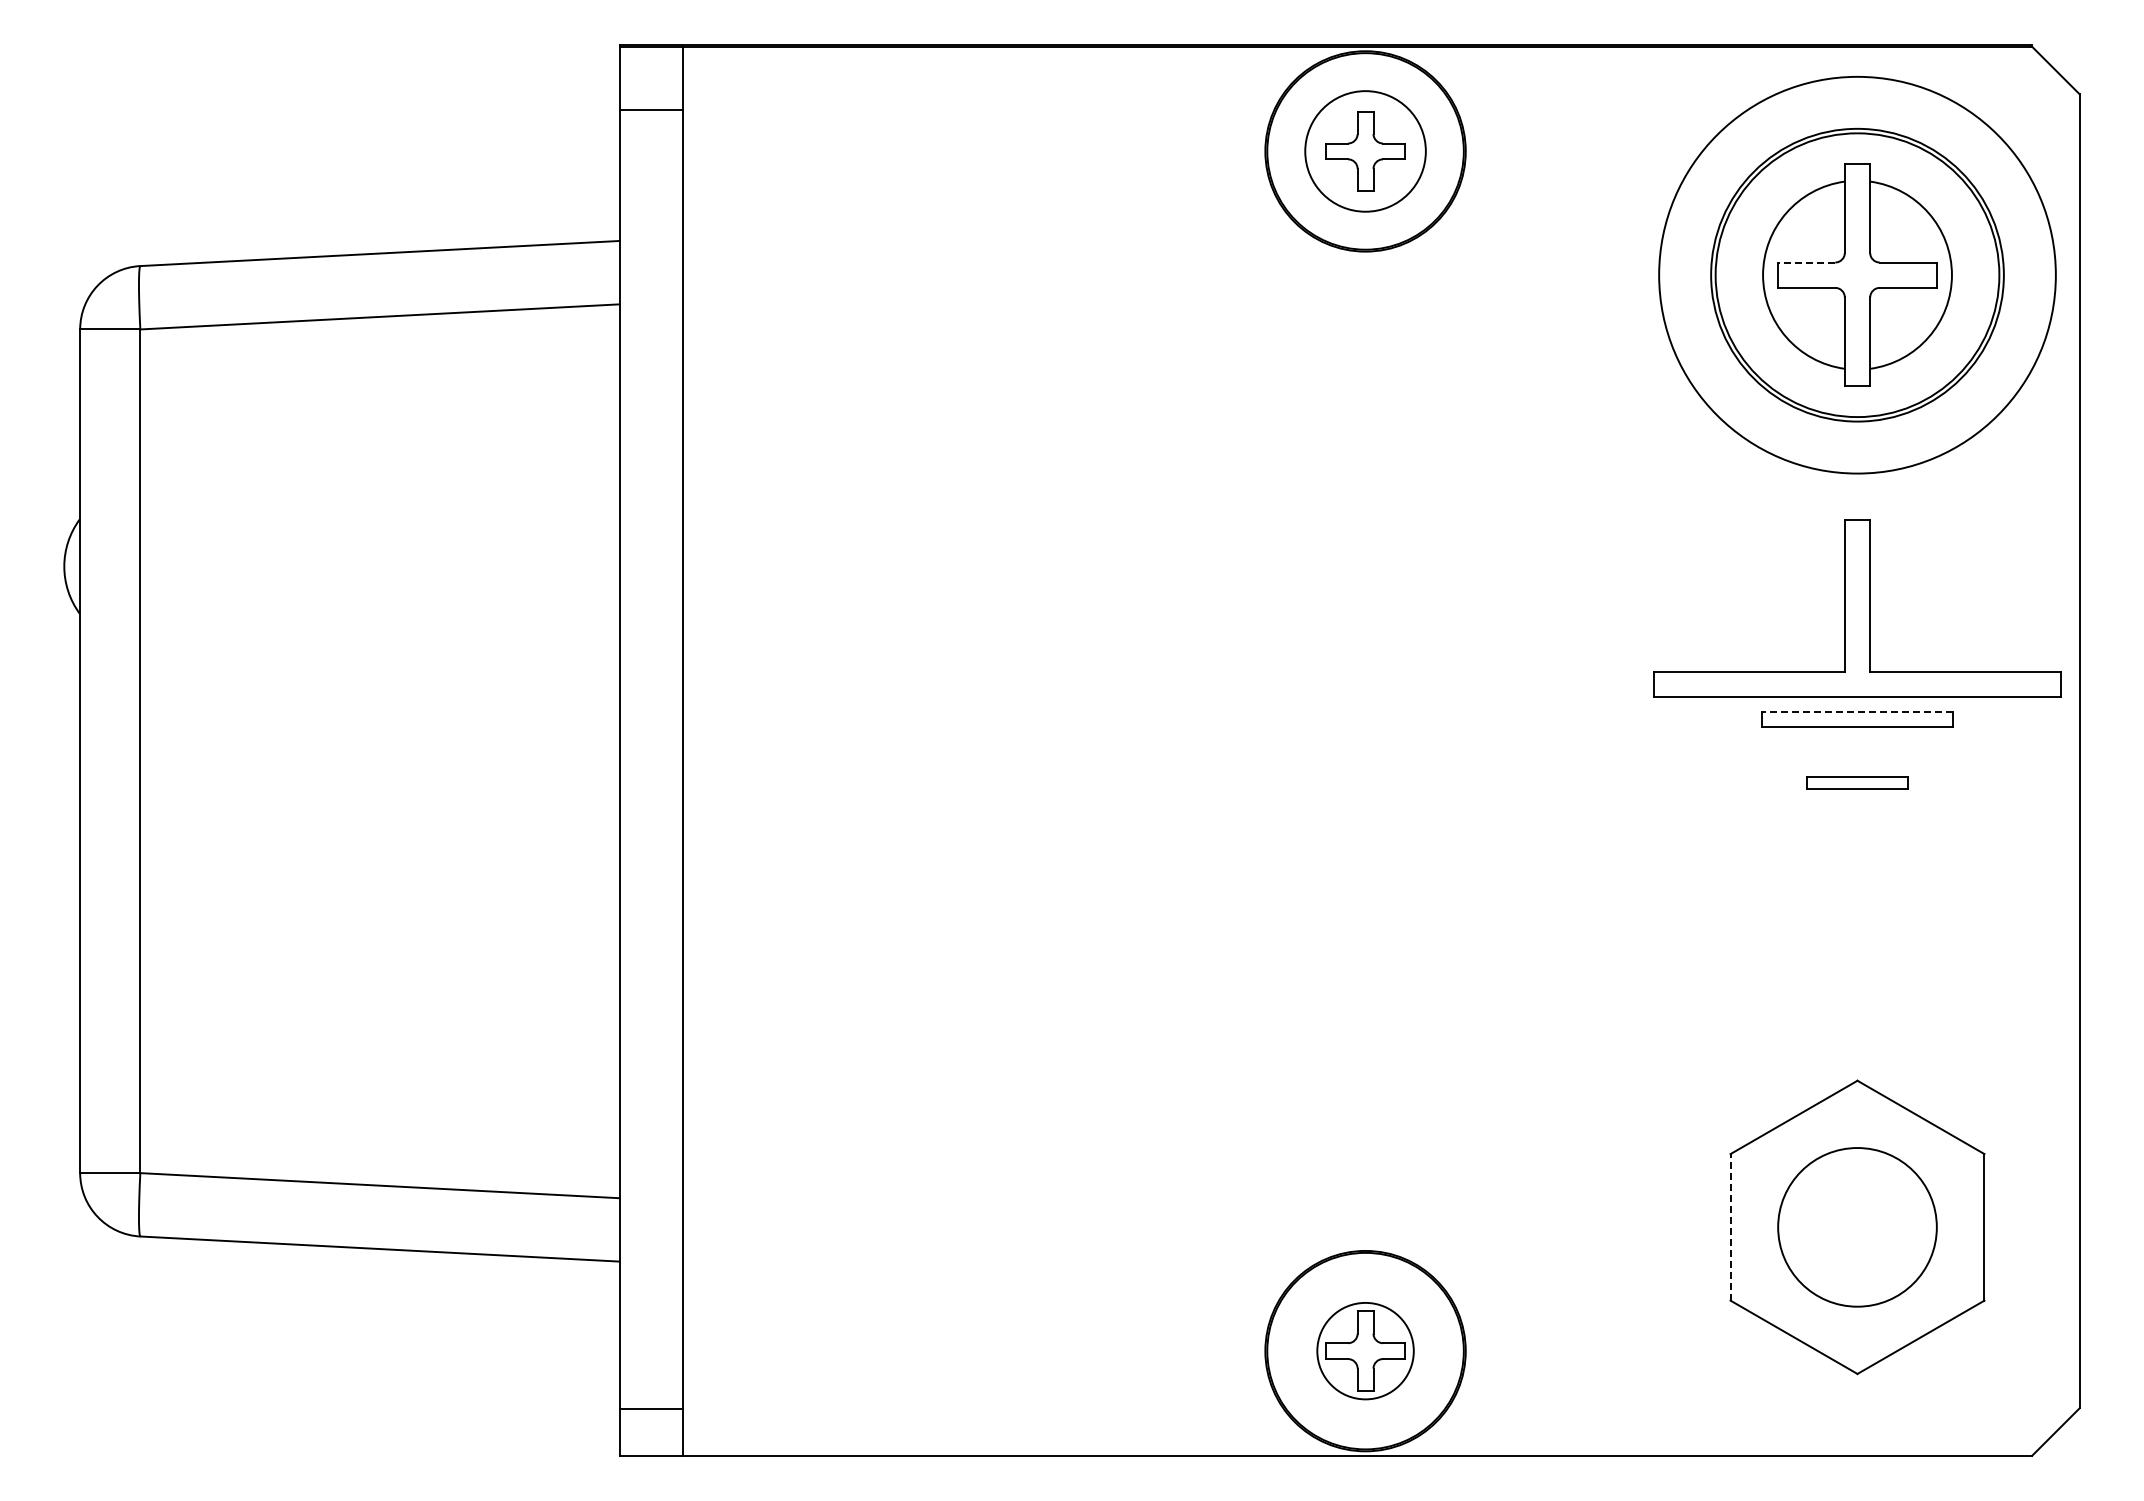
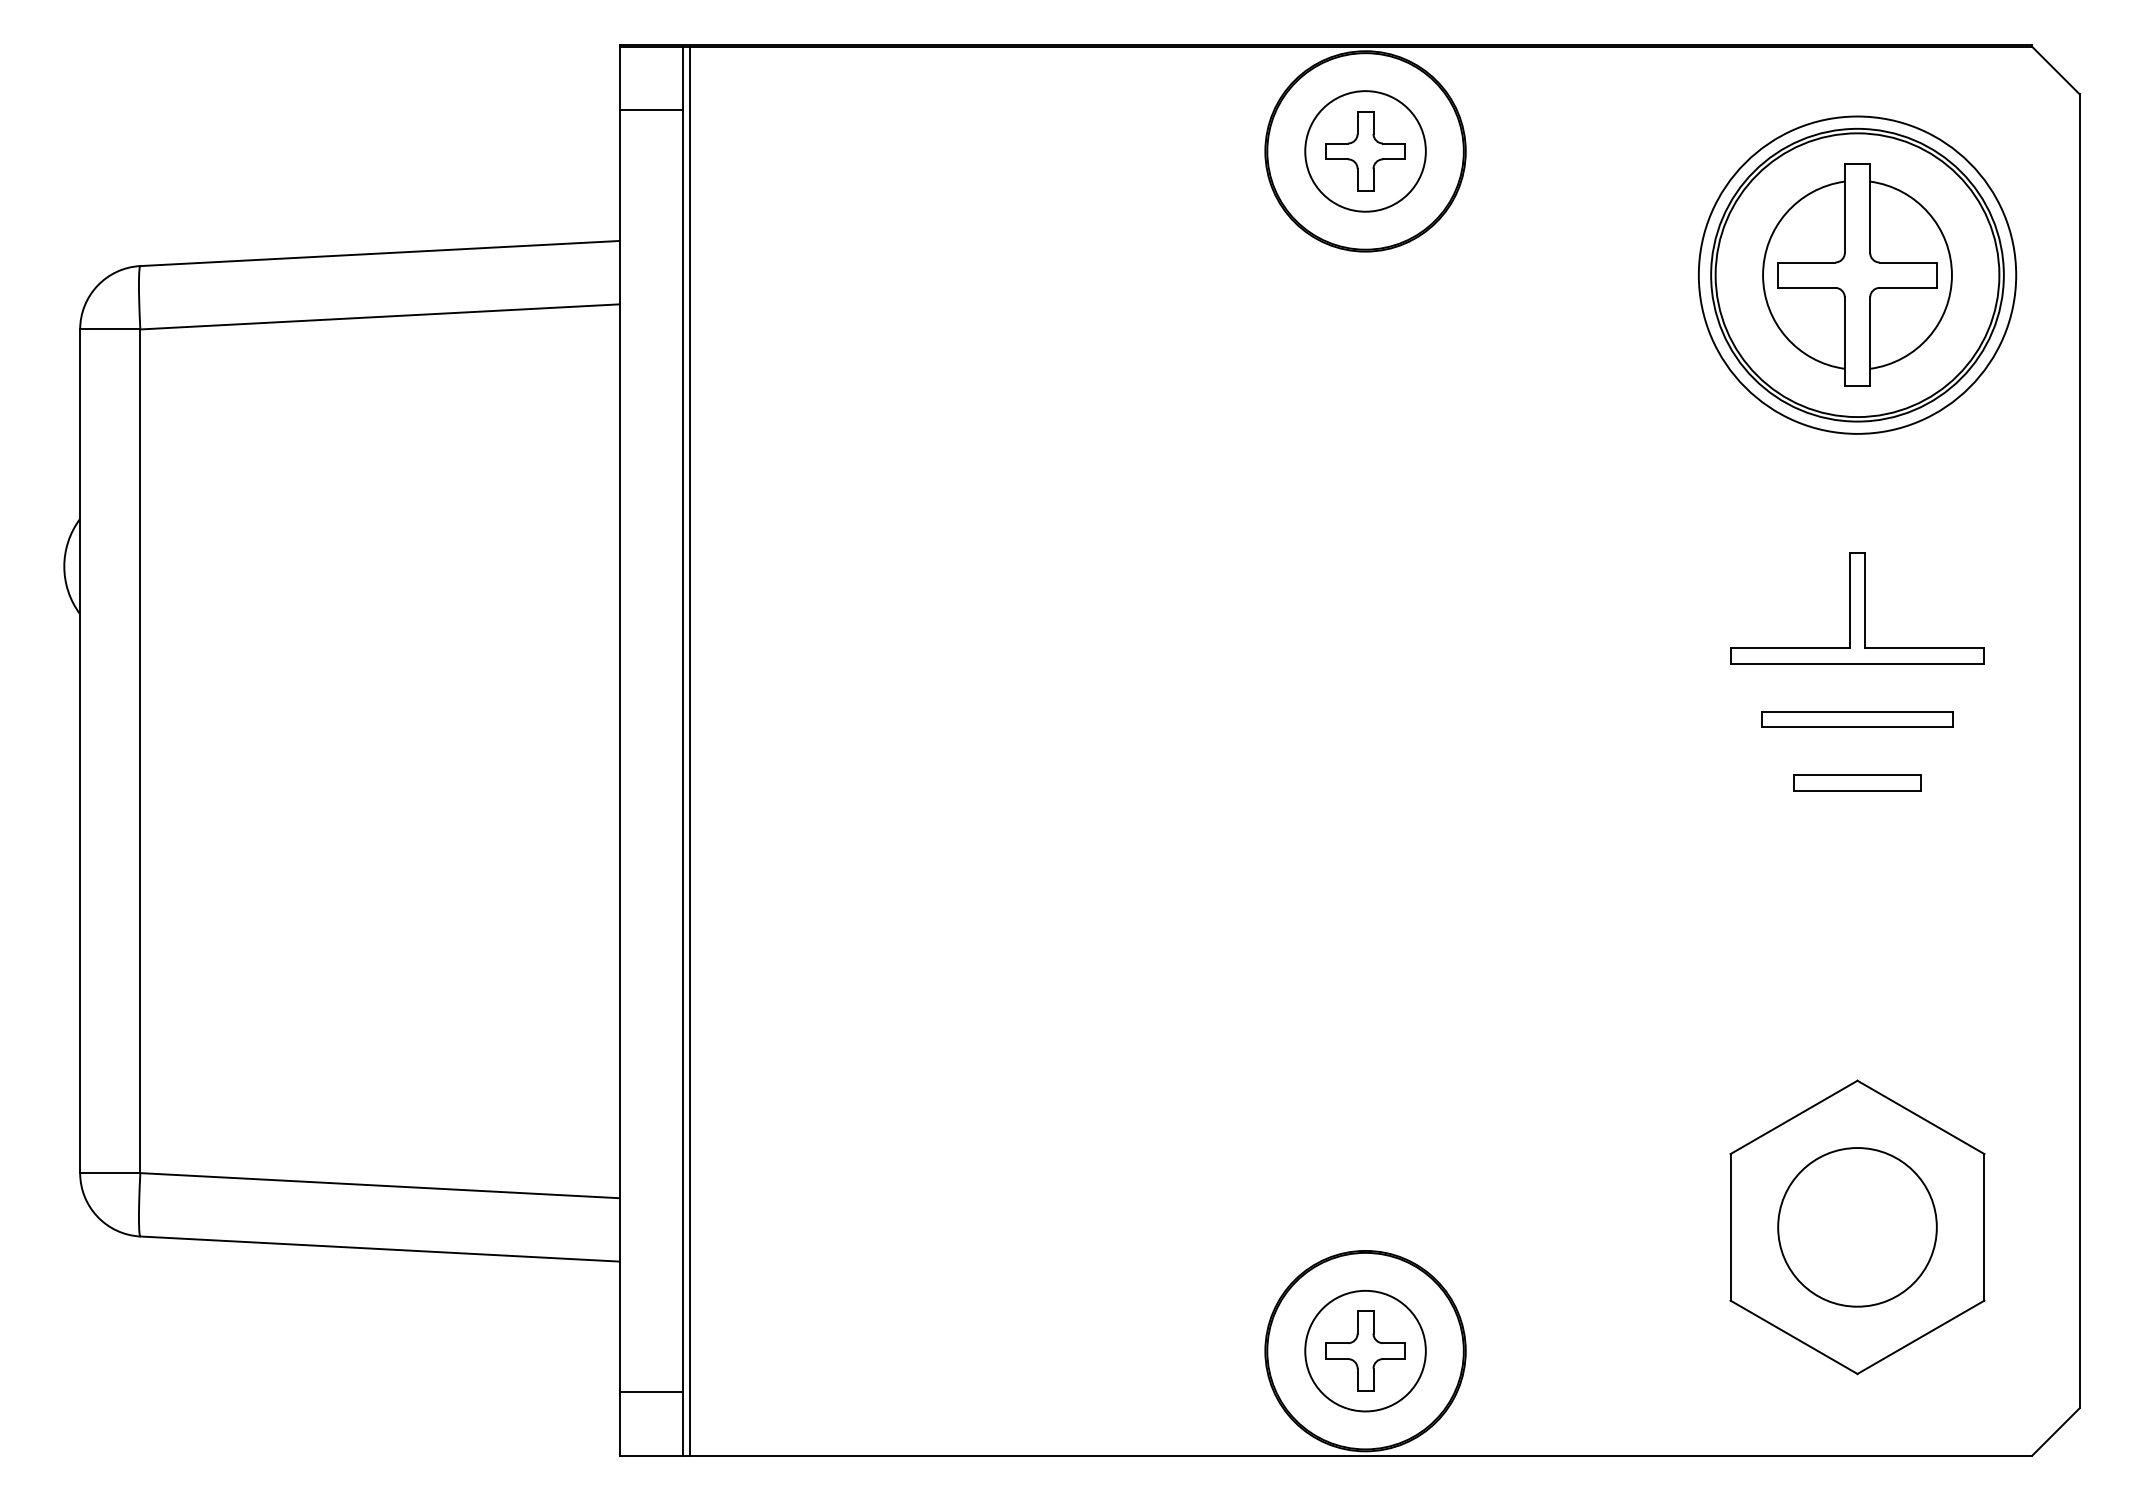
line: dashed -> solid (1806, 262)
circle diameter: 397 px -> 317 px (1857, 274)
part size: 409x179 px -> 255x113 px (1857, 608)
line: dashed -> solid (1857, 711)
line: none -> present (689, 750)
part size: 103x14 px -> 129x18 px (1857, 782)
line: dashed -> solid (1730, 1226)
circle diameter: 96 px -> 121 px (1365, 1350)
line position: (651, 1409) -> (651, 1392) (651, 1392)
